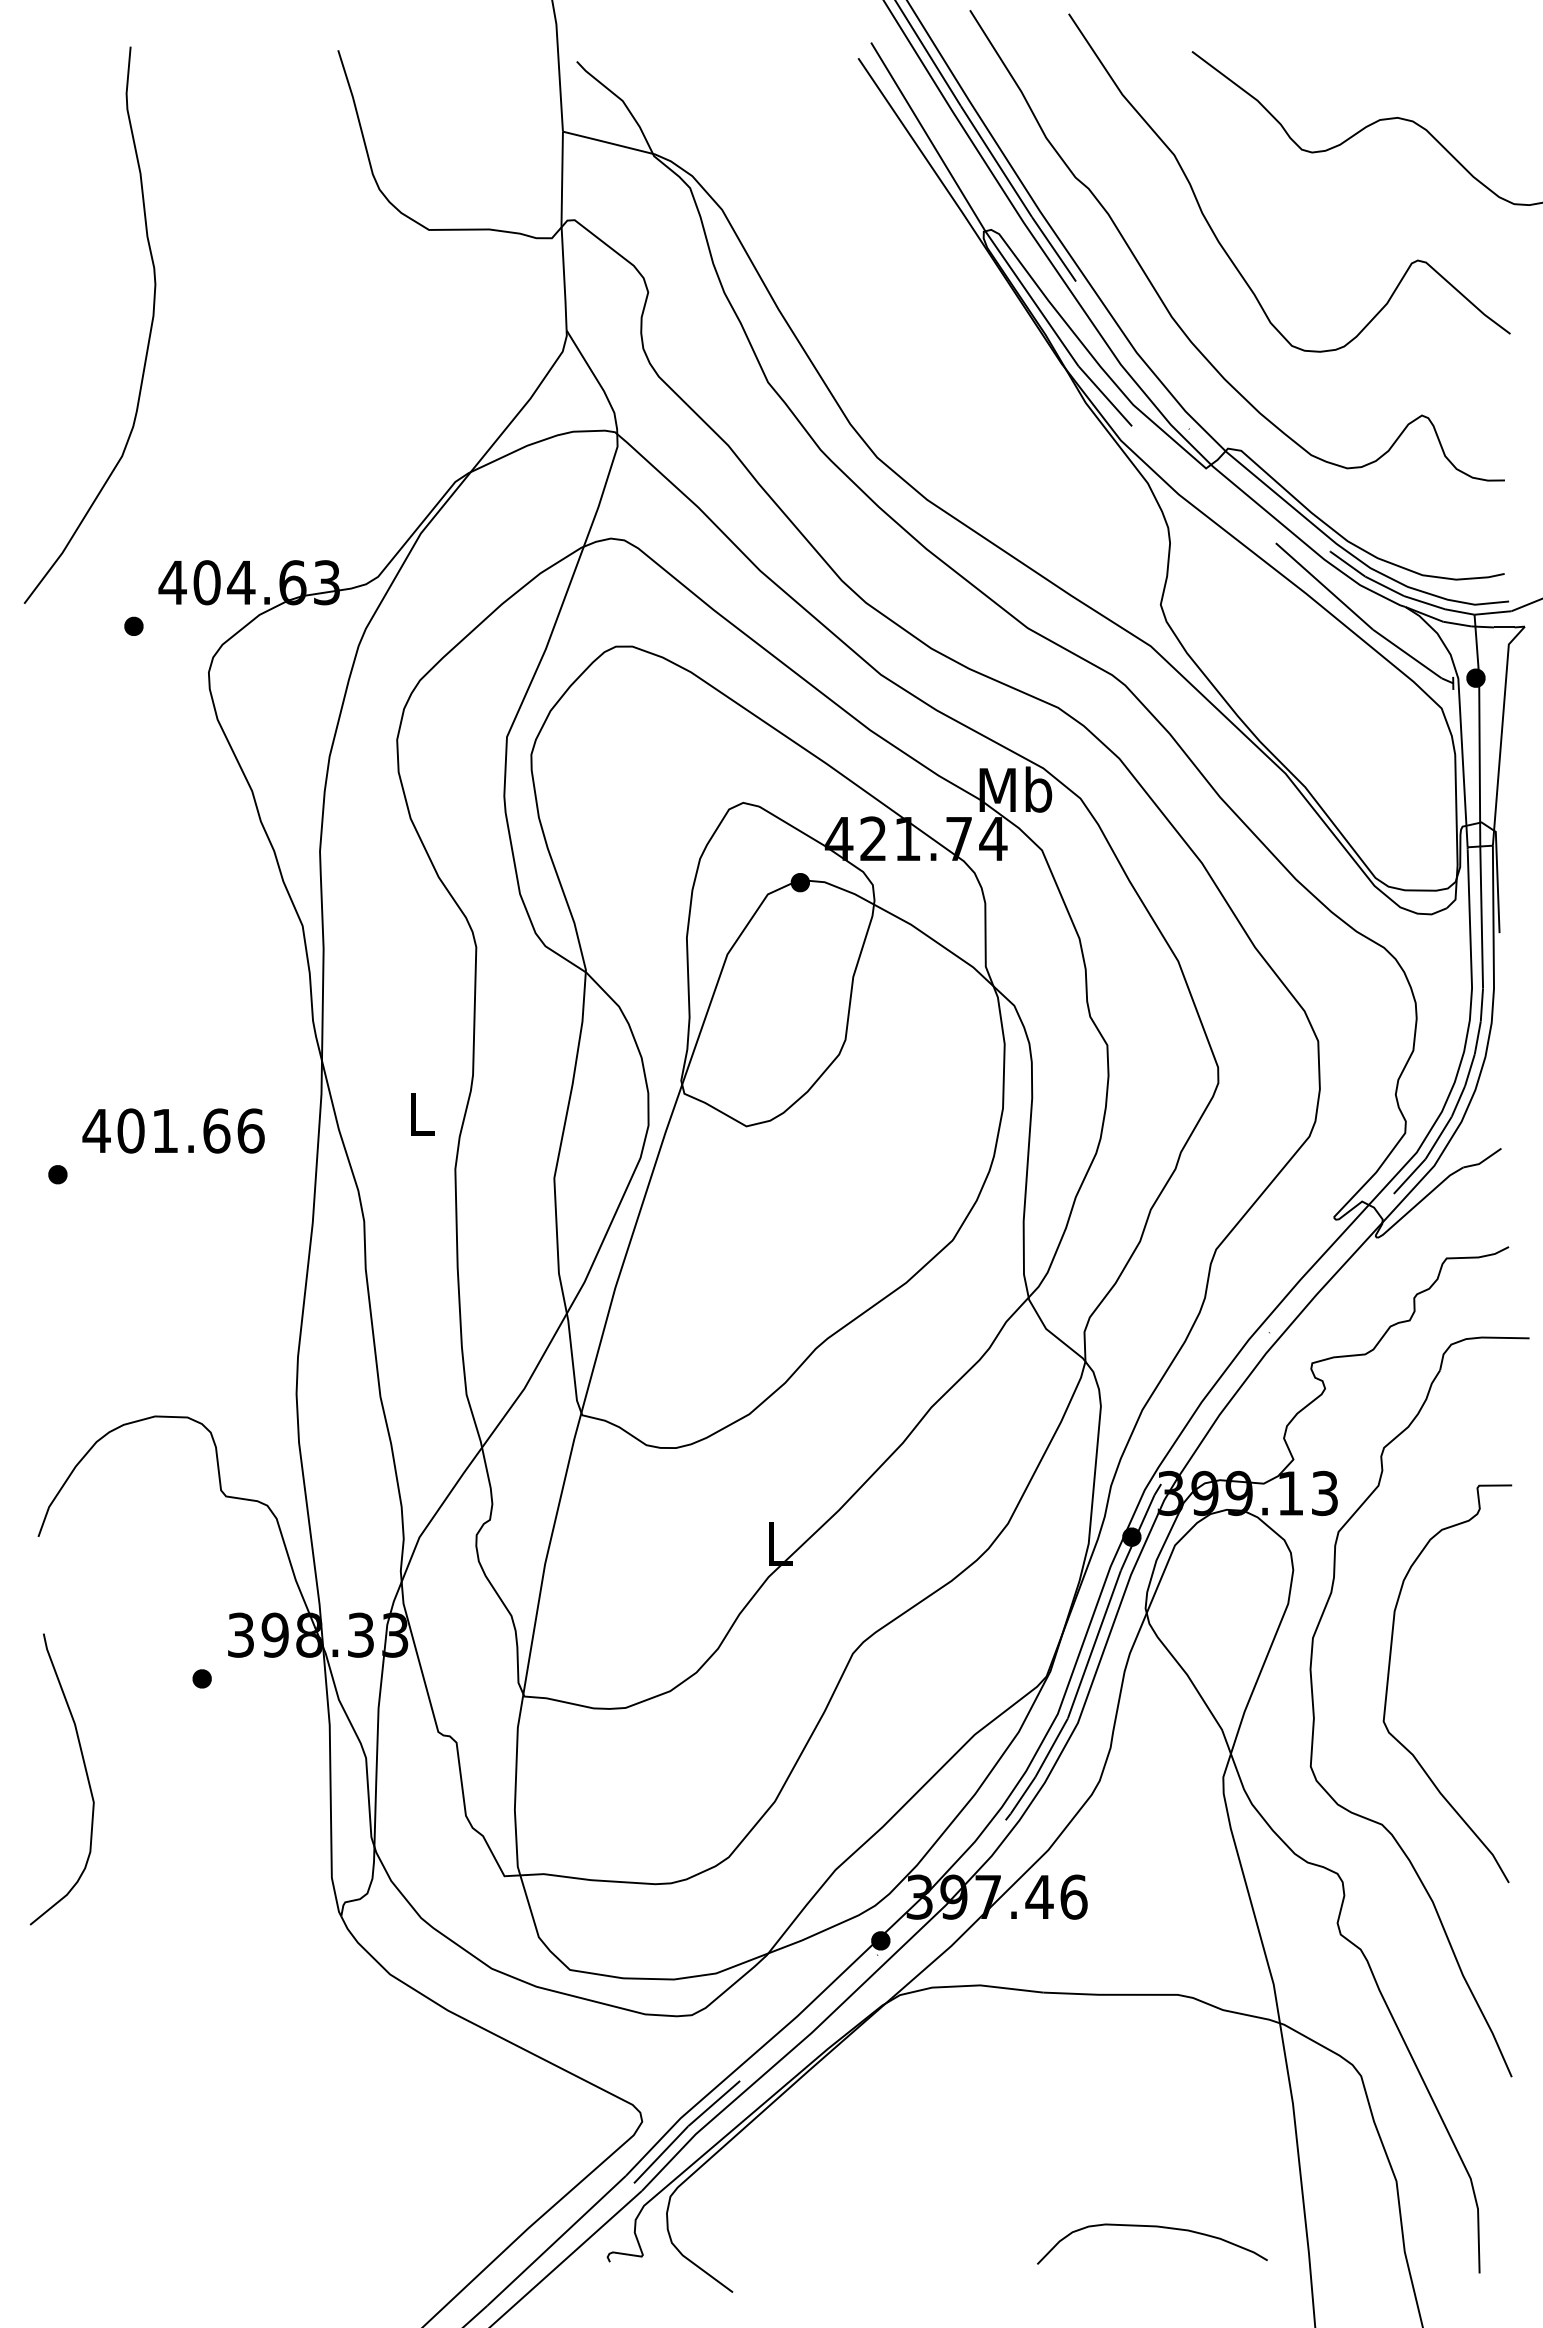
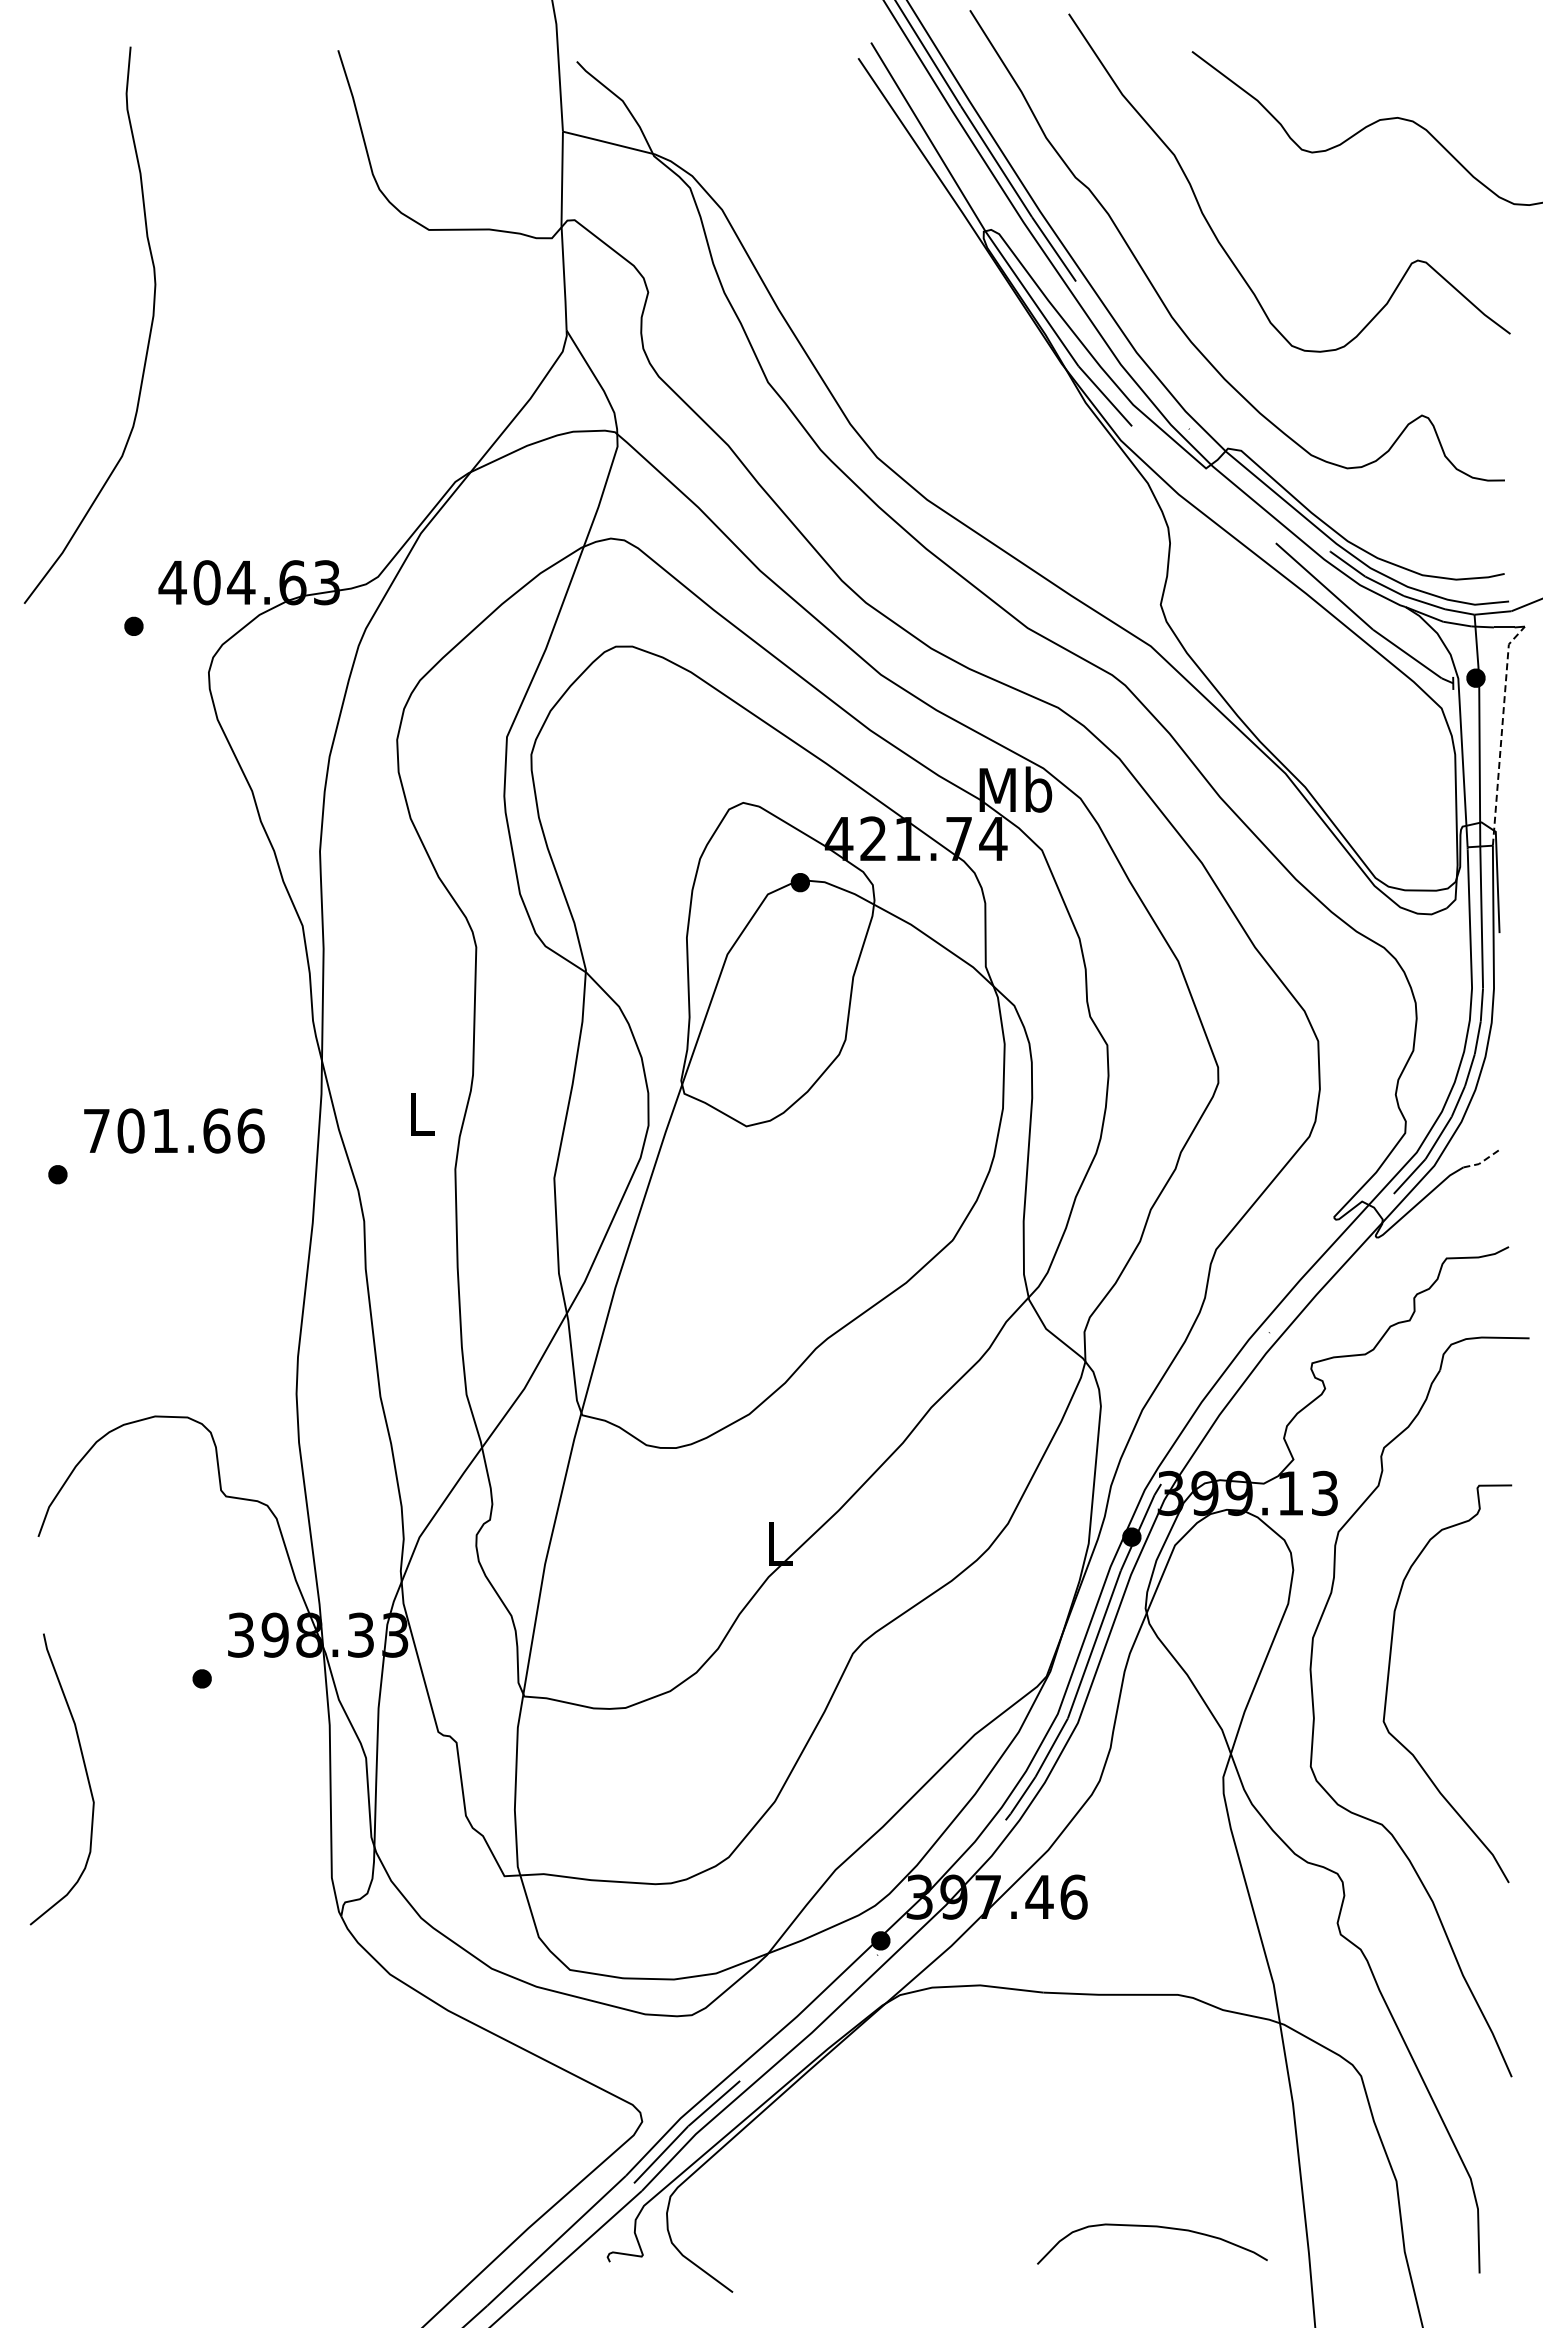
line: solid -> dashed (1501, 732)
text: 401.66 -> 701.66 (96, 1130)
line: solid -> dashed (1483, 1161)
